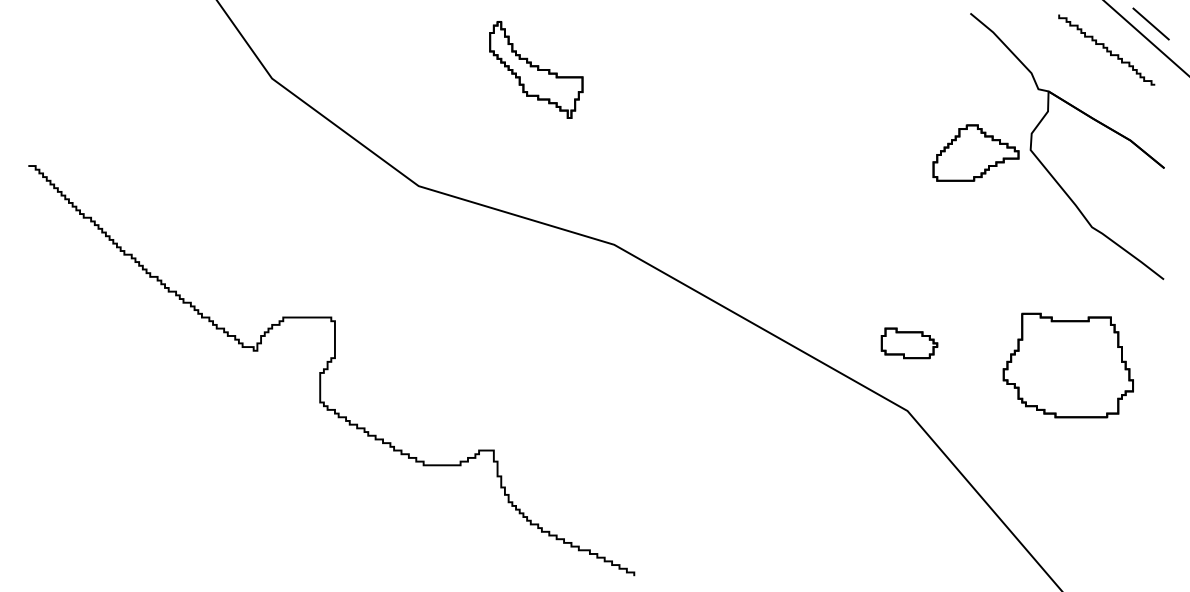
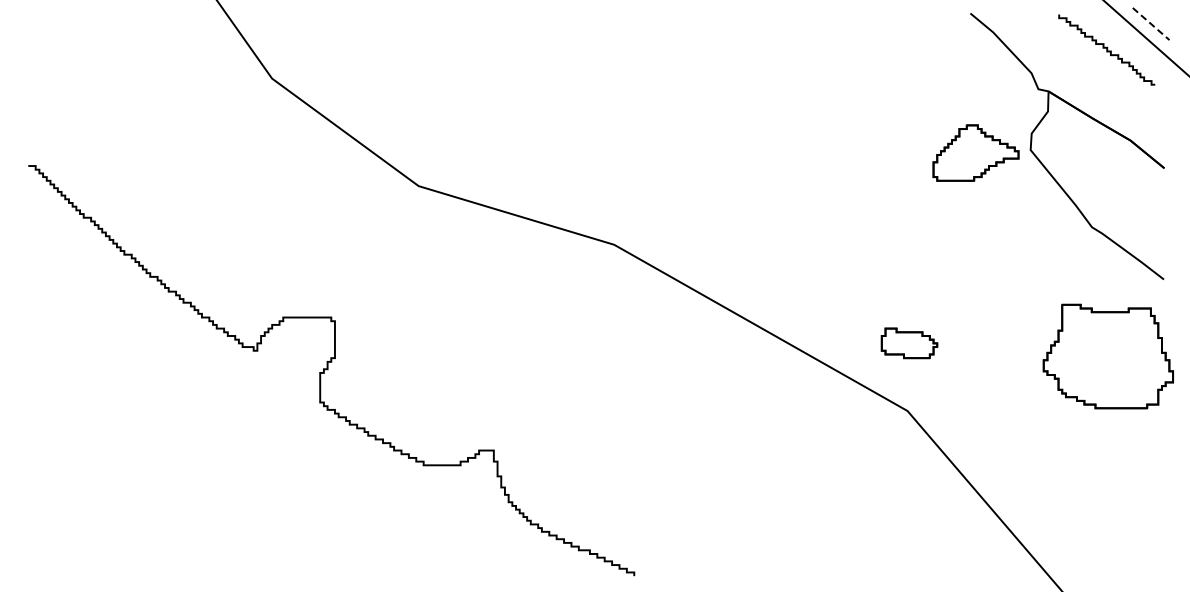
line: solid -> dashed (1151, 24)
part: present -> none (536, 69)
part position: (1067, 365) -> (1107, 356) (1107, 356)
